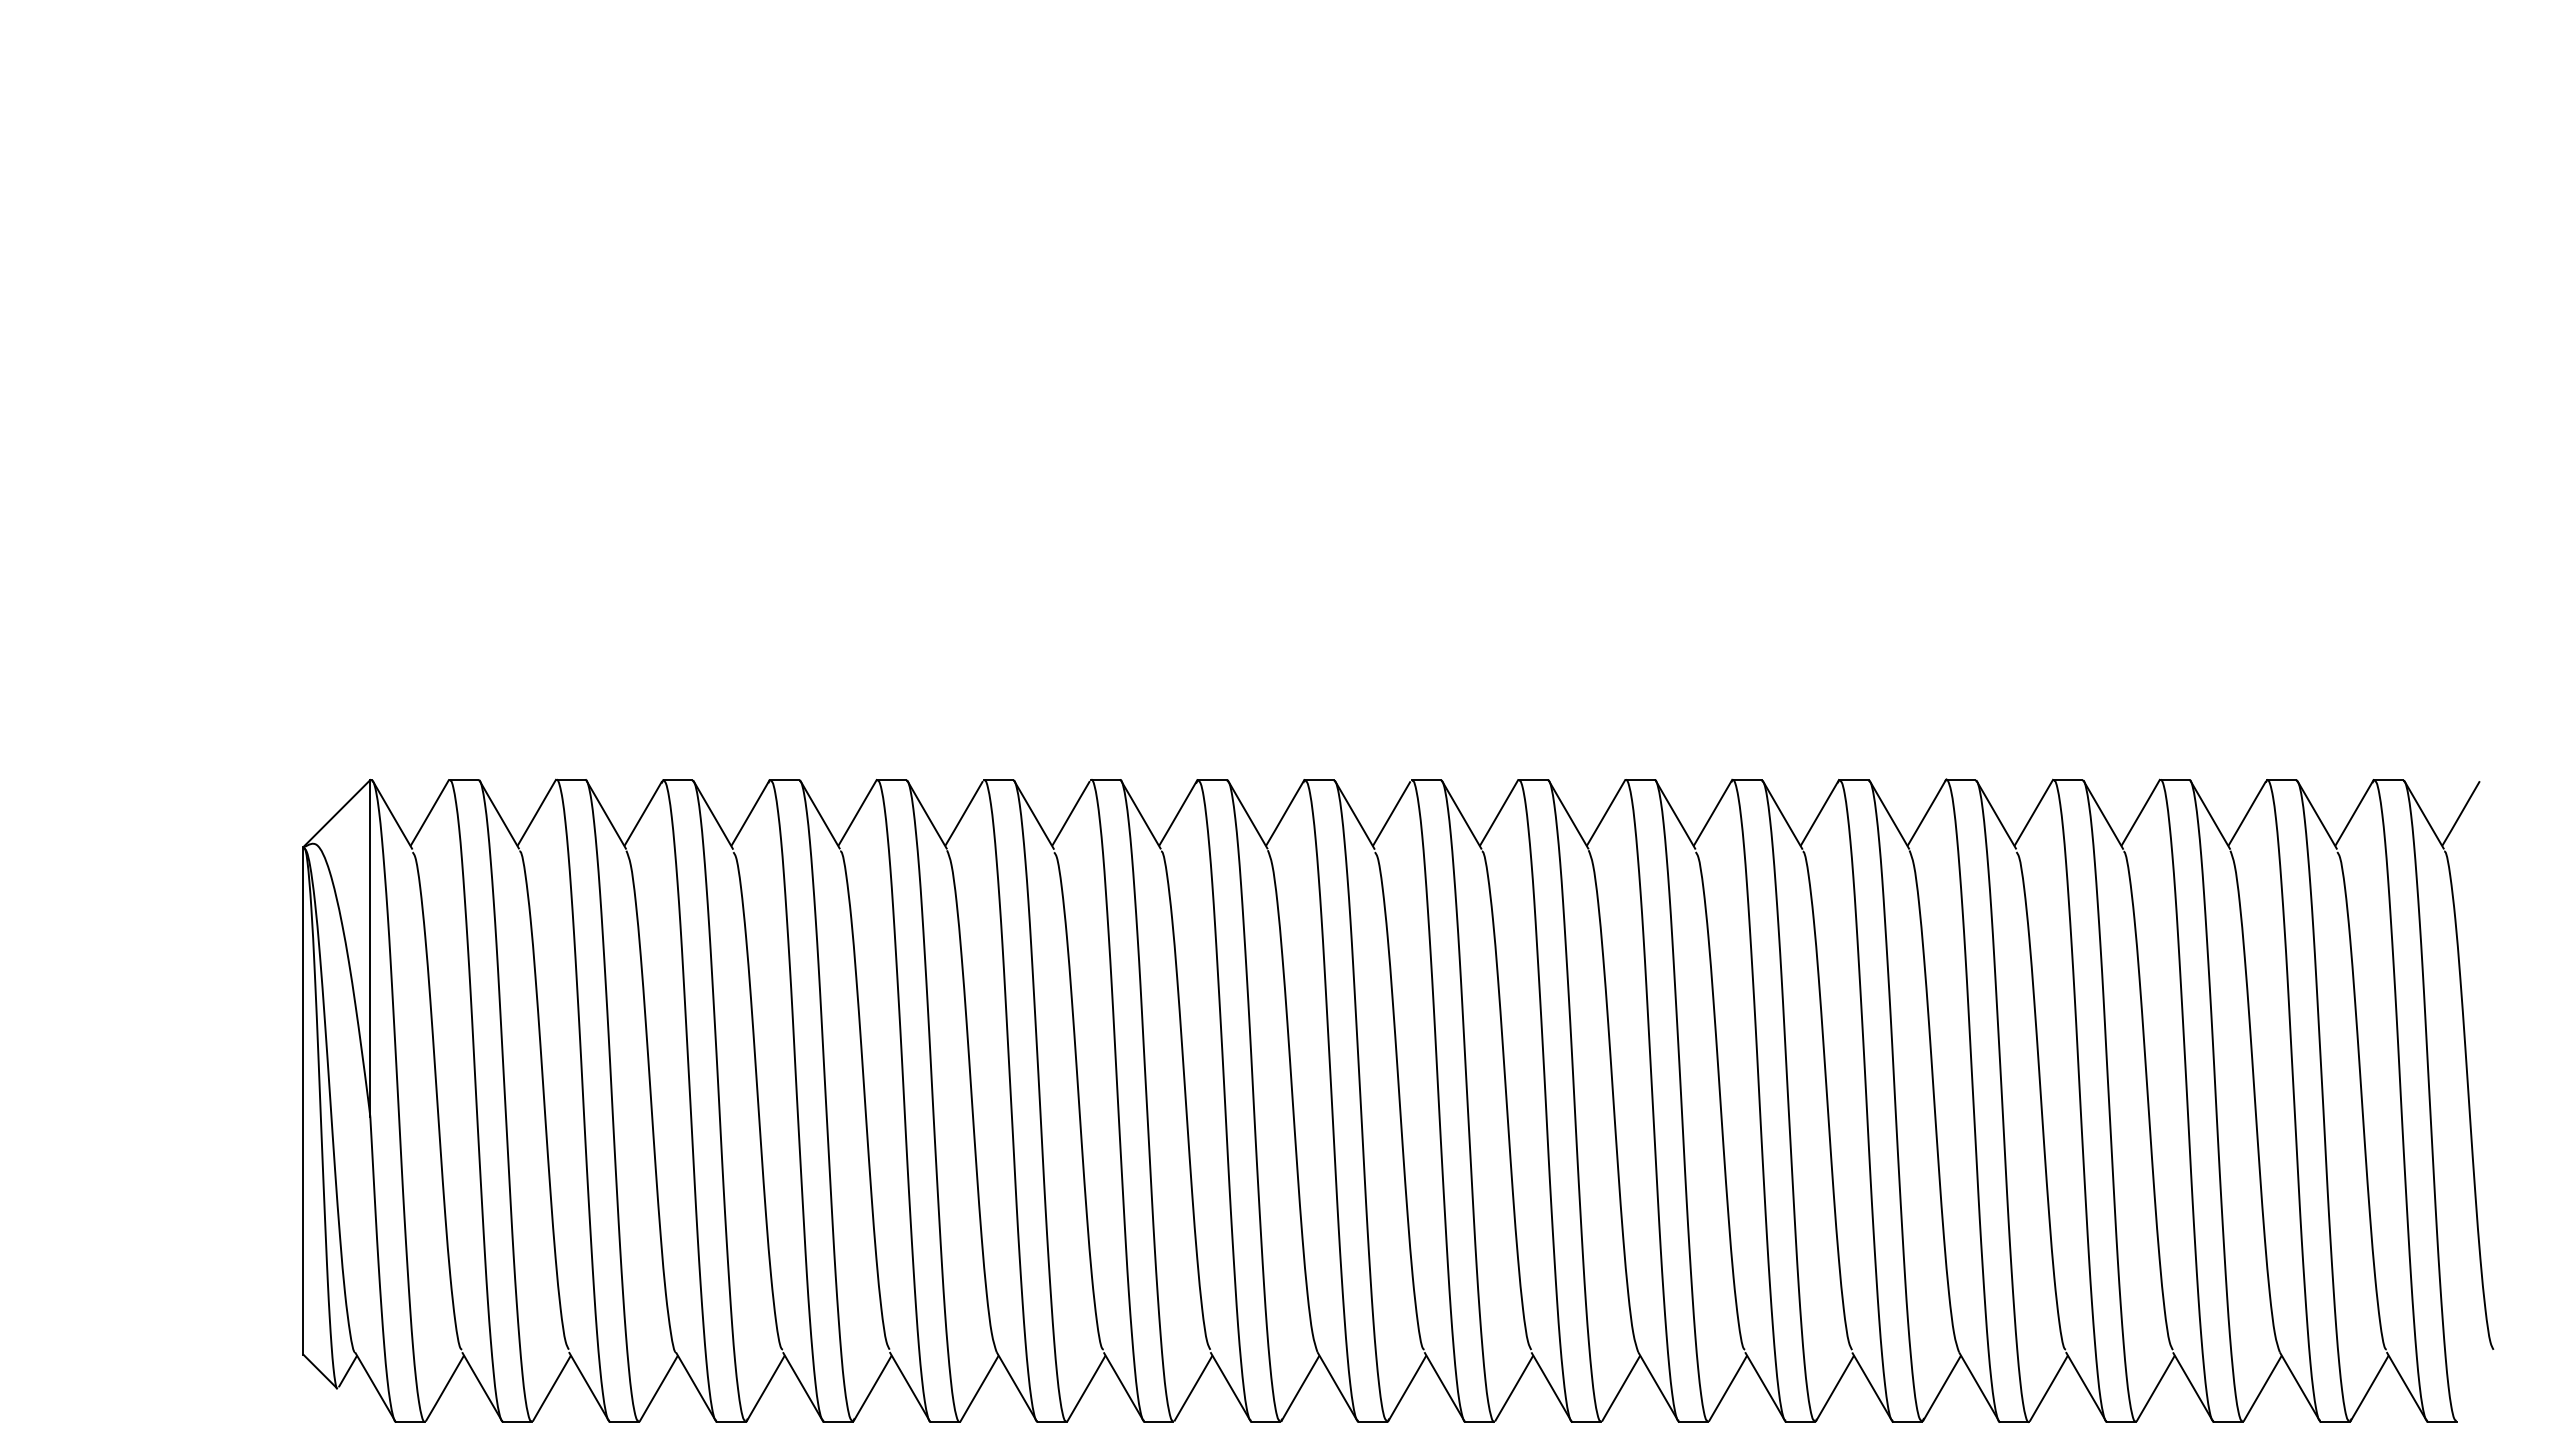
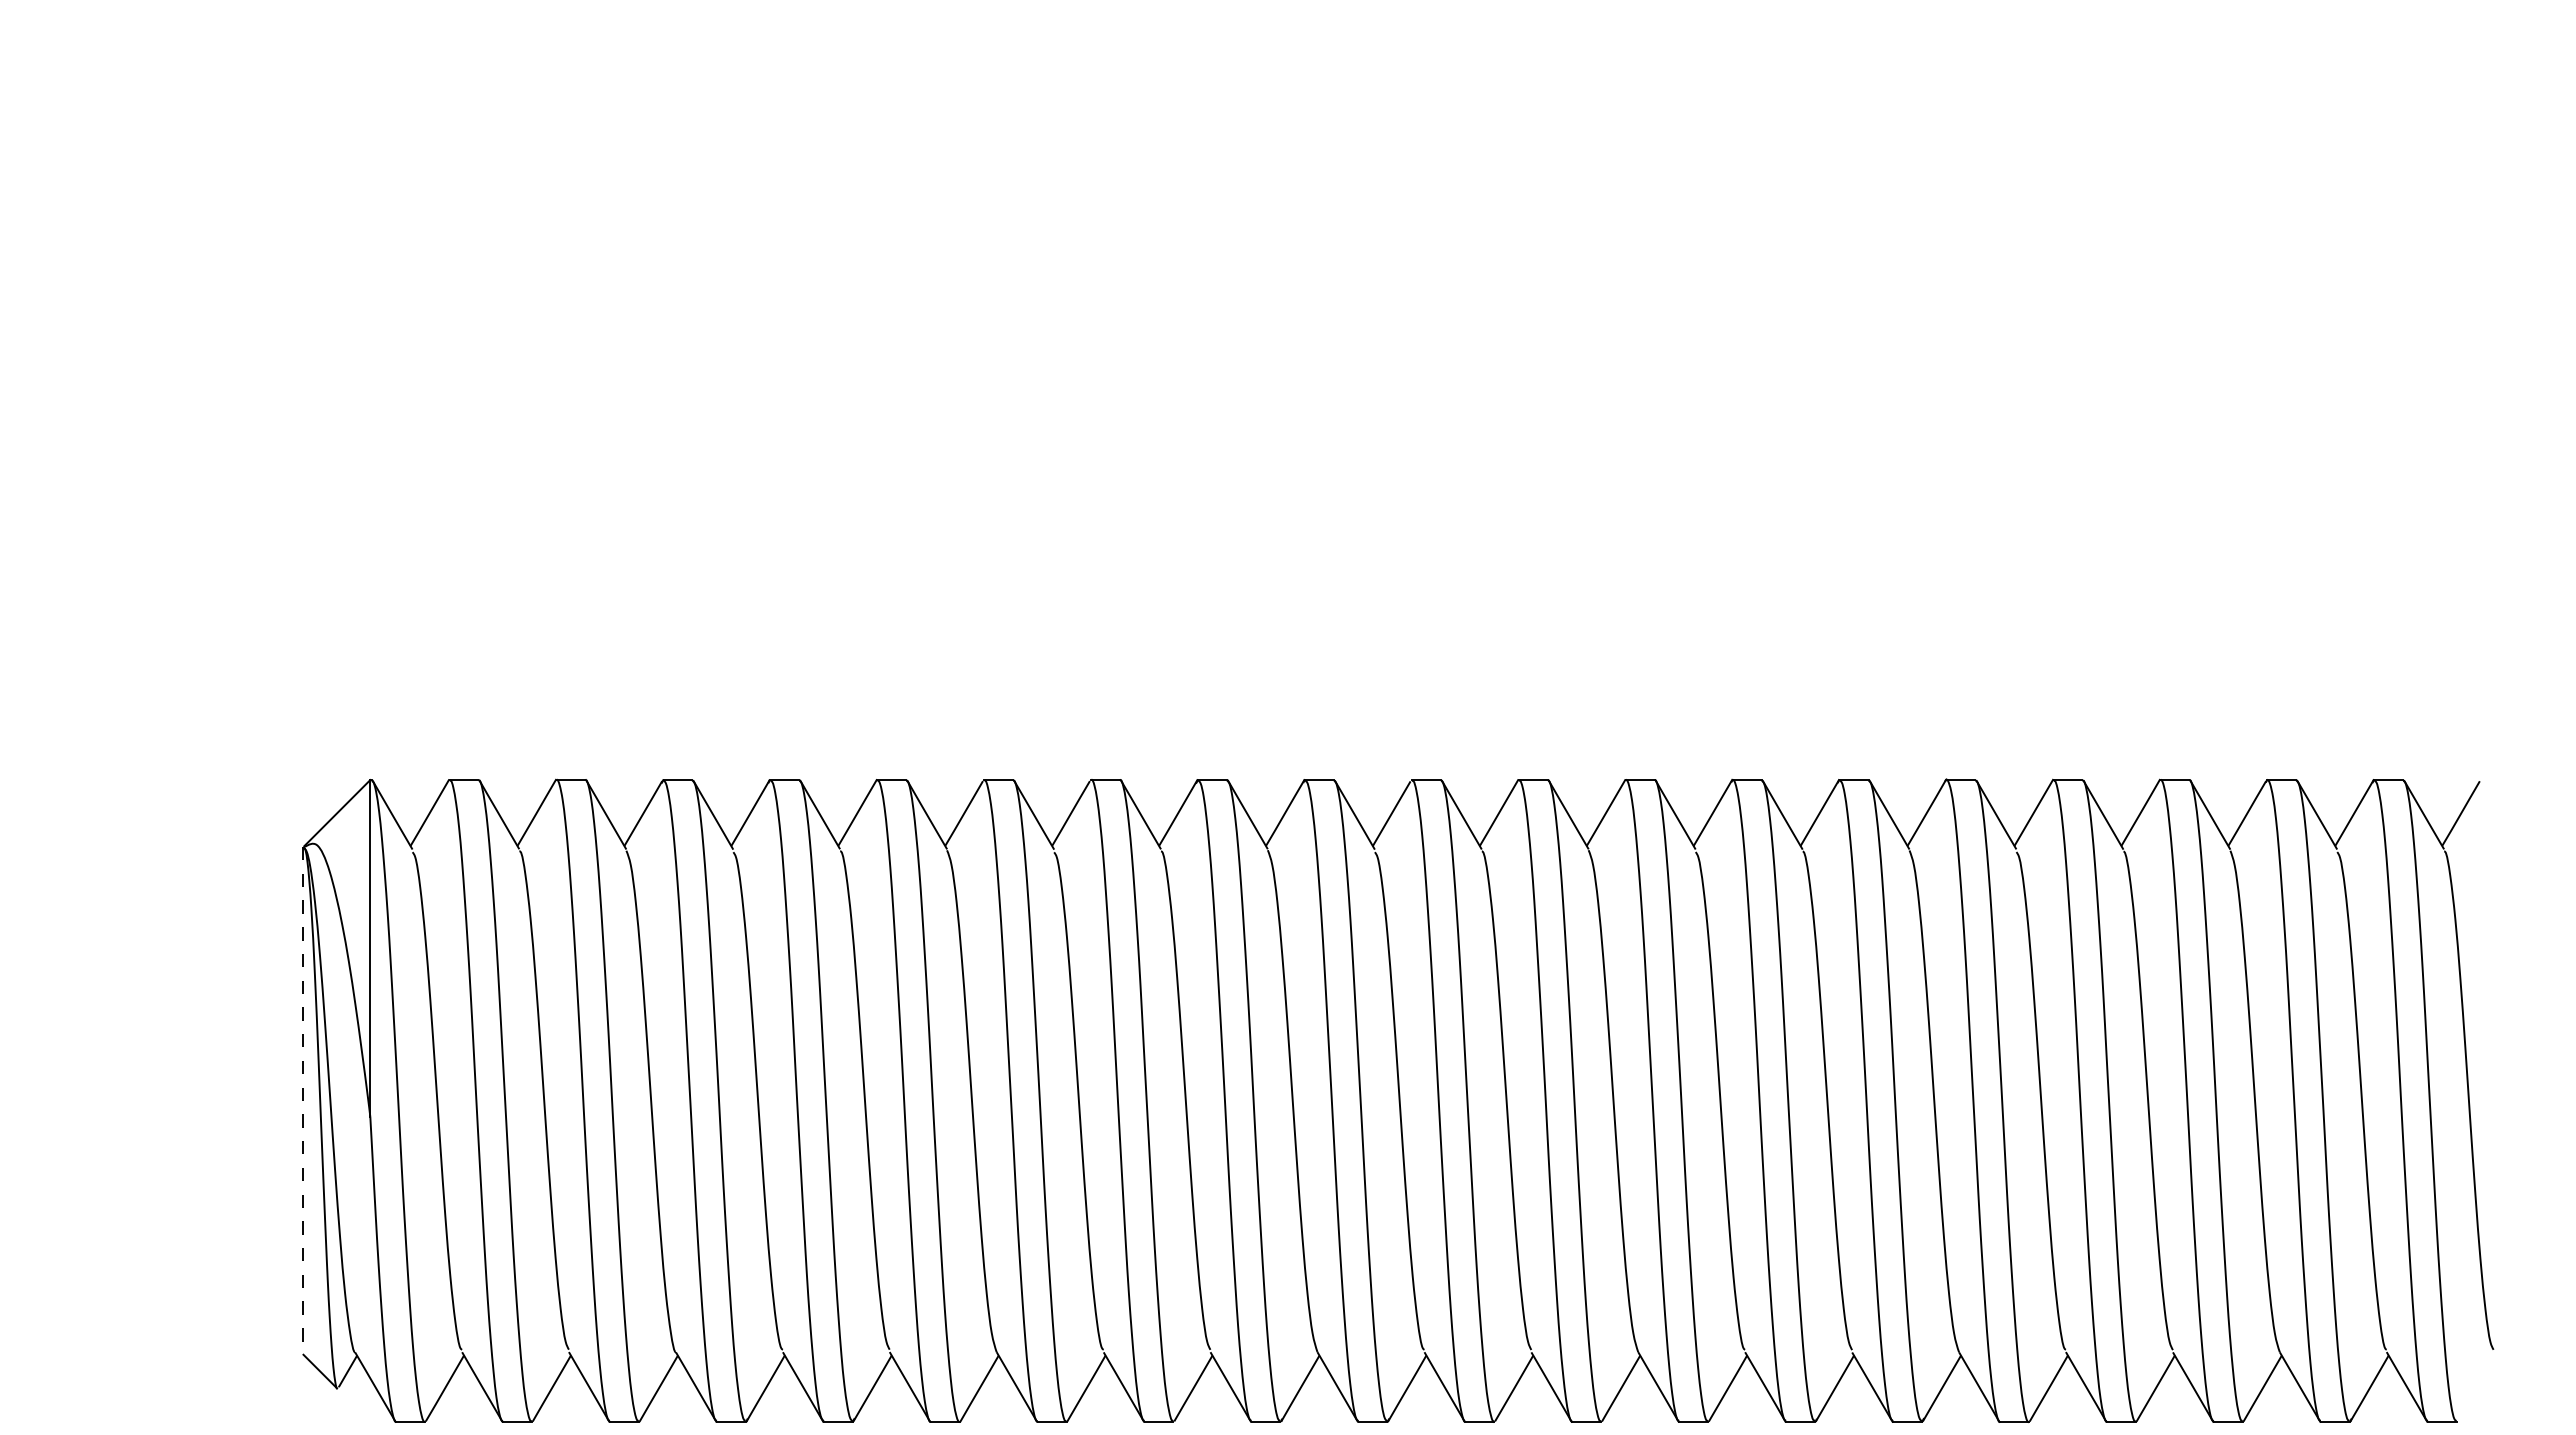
line: solid -> dashed (303, 1100)
